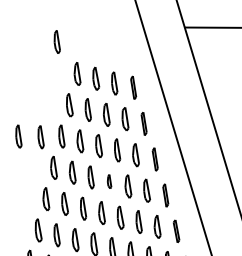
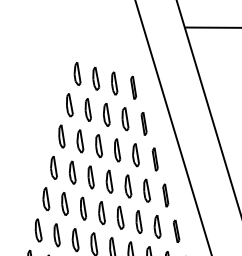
part: present -> none (56, 41)
part: present -> none (18, 136)
part: present -> none (40, 137)
part size: 7x15 px -> 9x25 px (109, 181)
